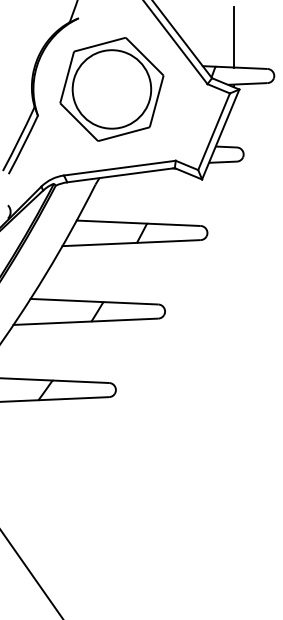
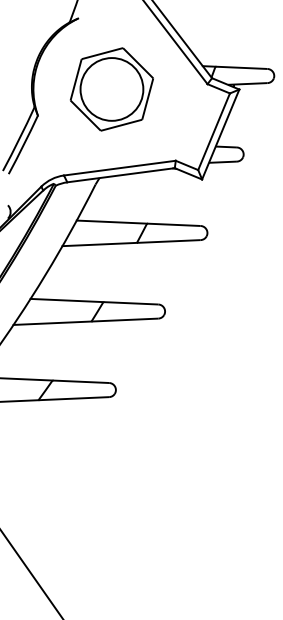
line: present -> none (233, 37)
part size: 106x105 px -> 85x85 px (111, 89)
